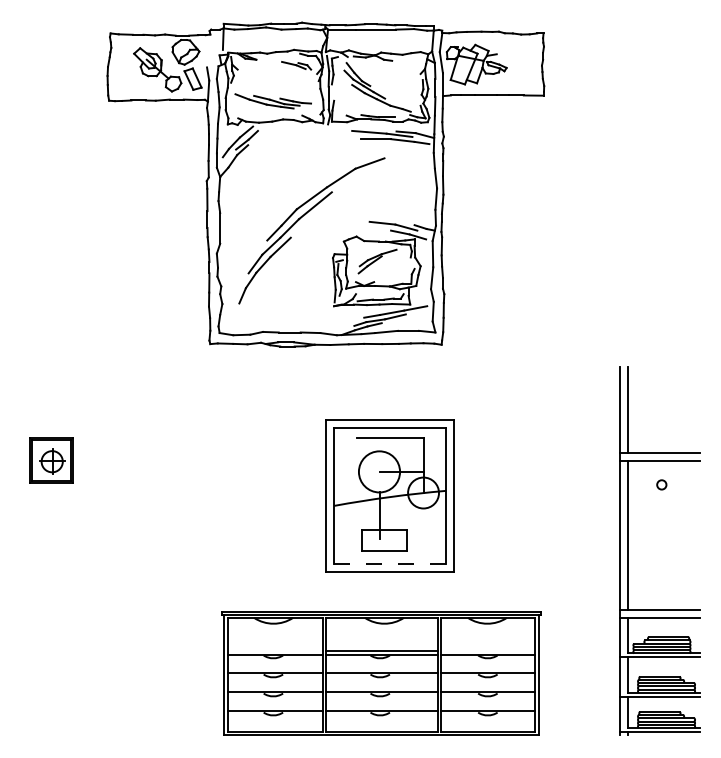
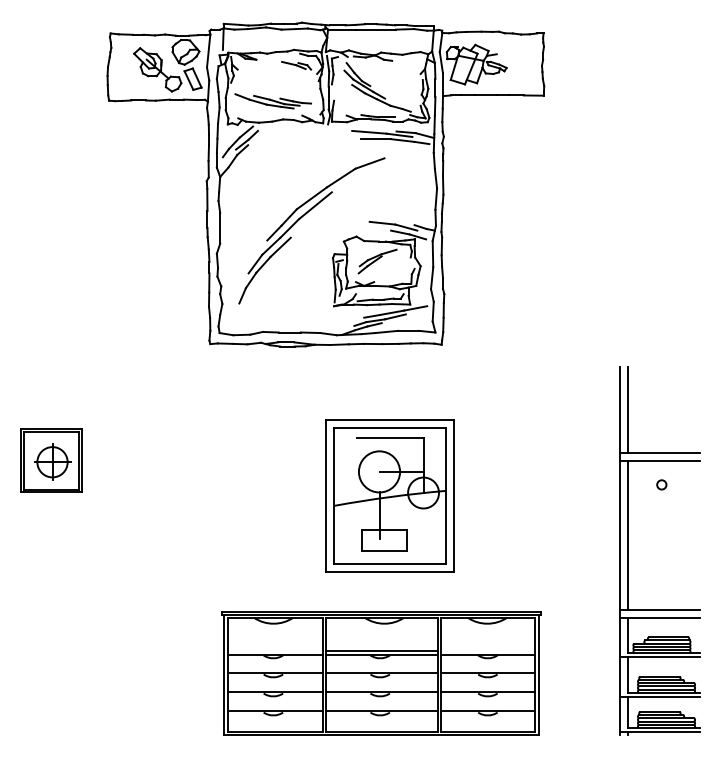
line: none -> present (208, 50)
part size: 45x47 px -> 63x65 px (51, 460)
line: dashed -> solid (389, 563)
